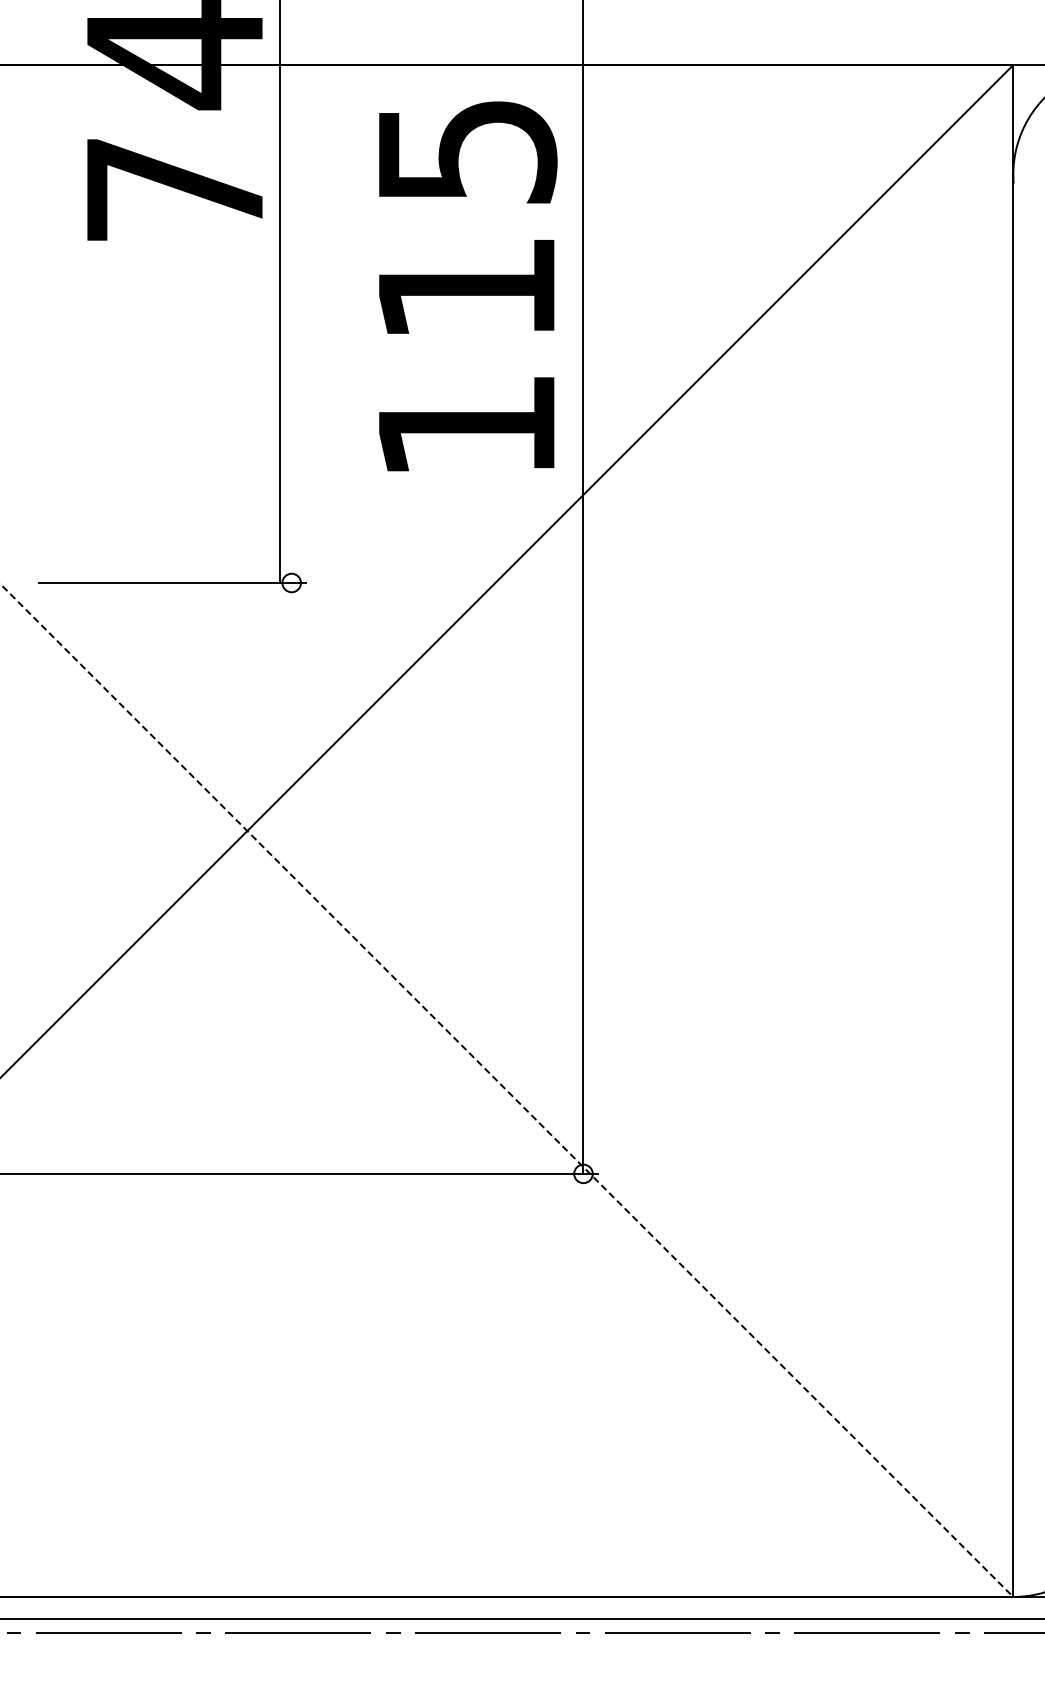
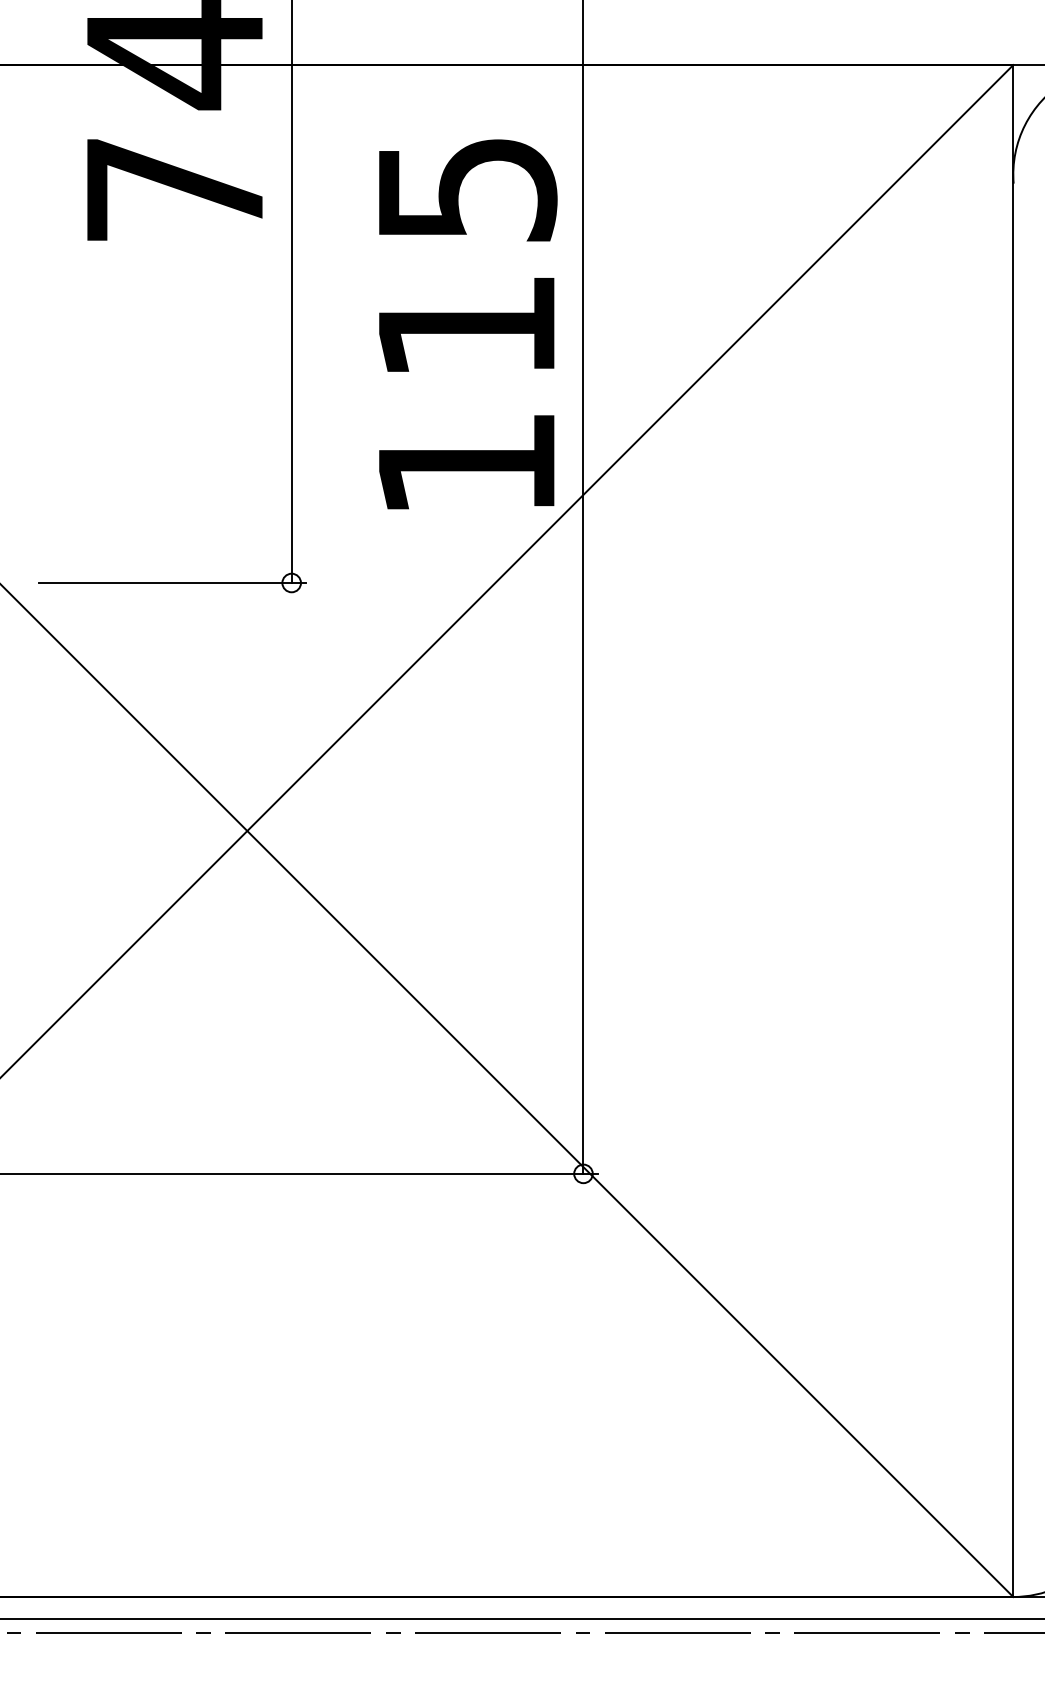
text position: (468, 286) -> (468, 324) (468, 324)
line position: (279, 292) -> (291, 292) (291, 292)
line: dashed -> solid (507, 1090)
